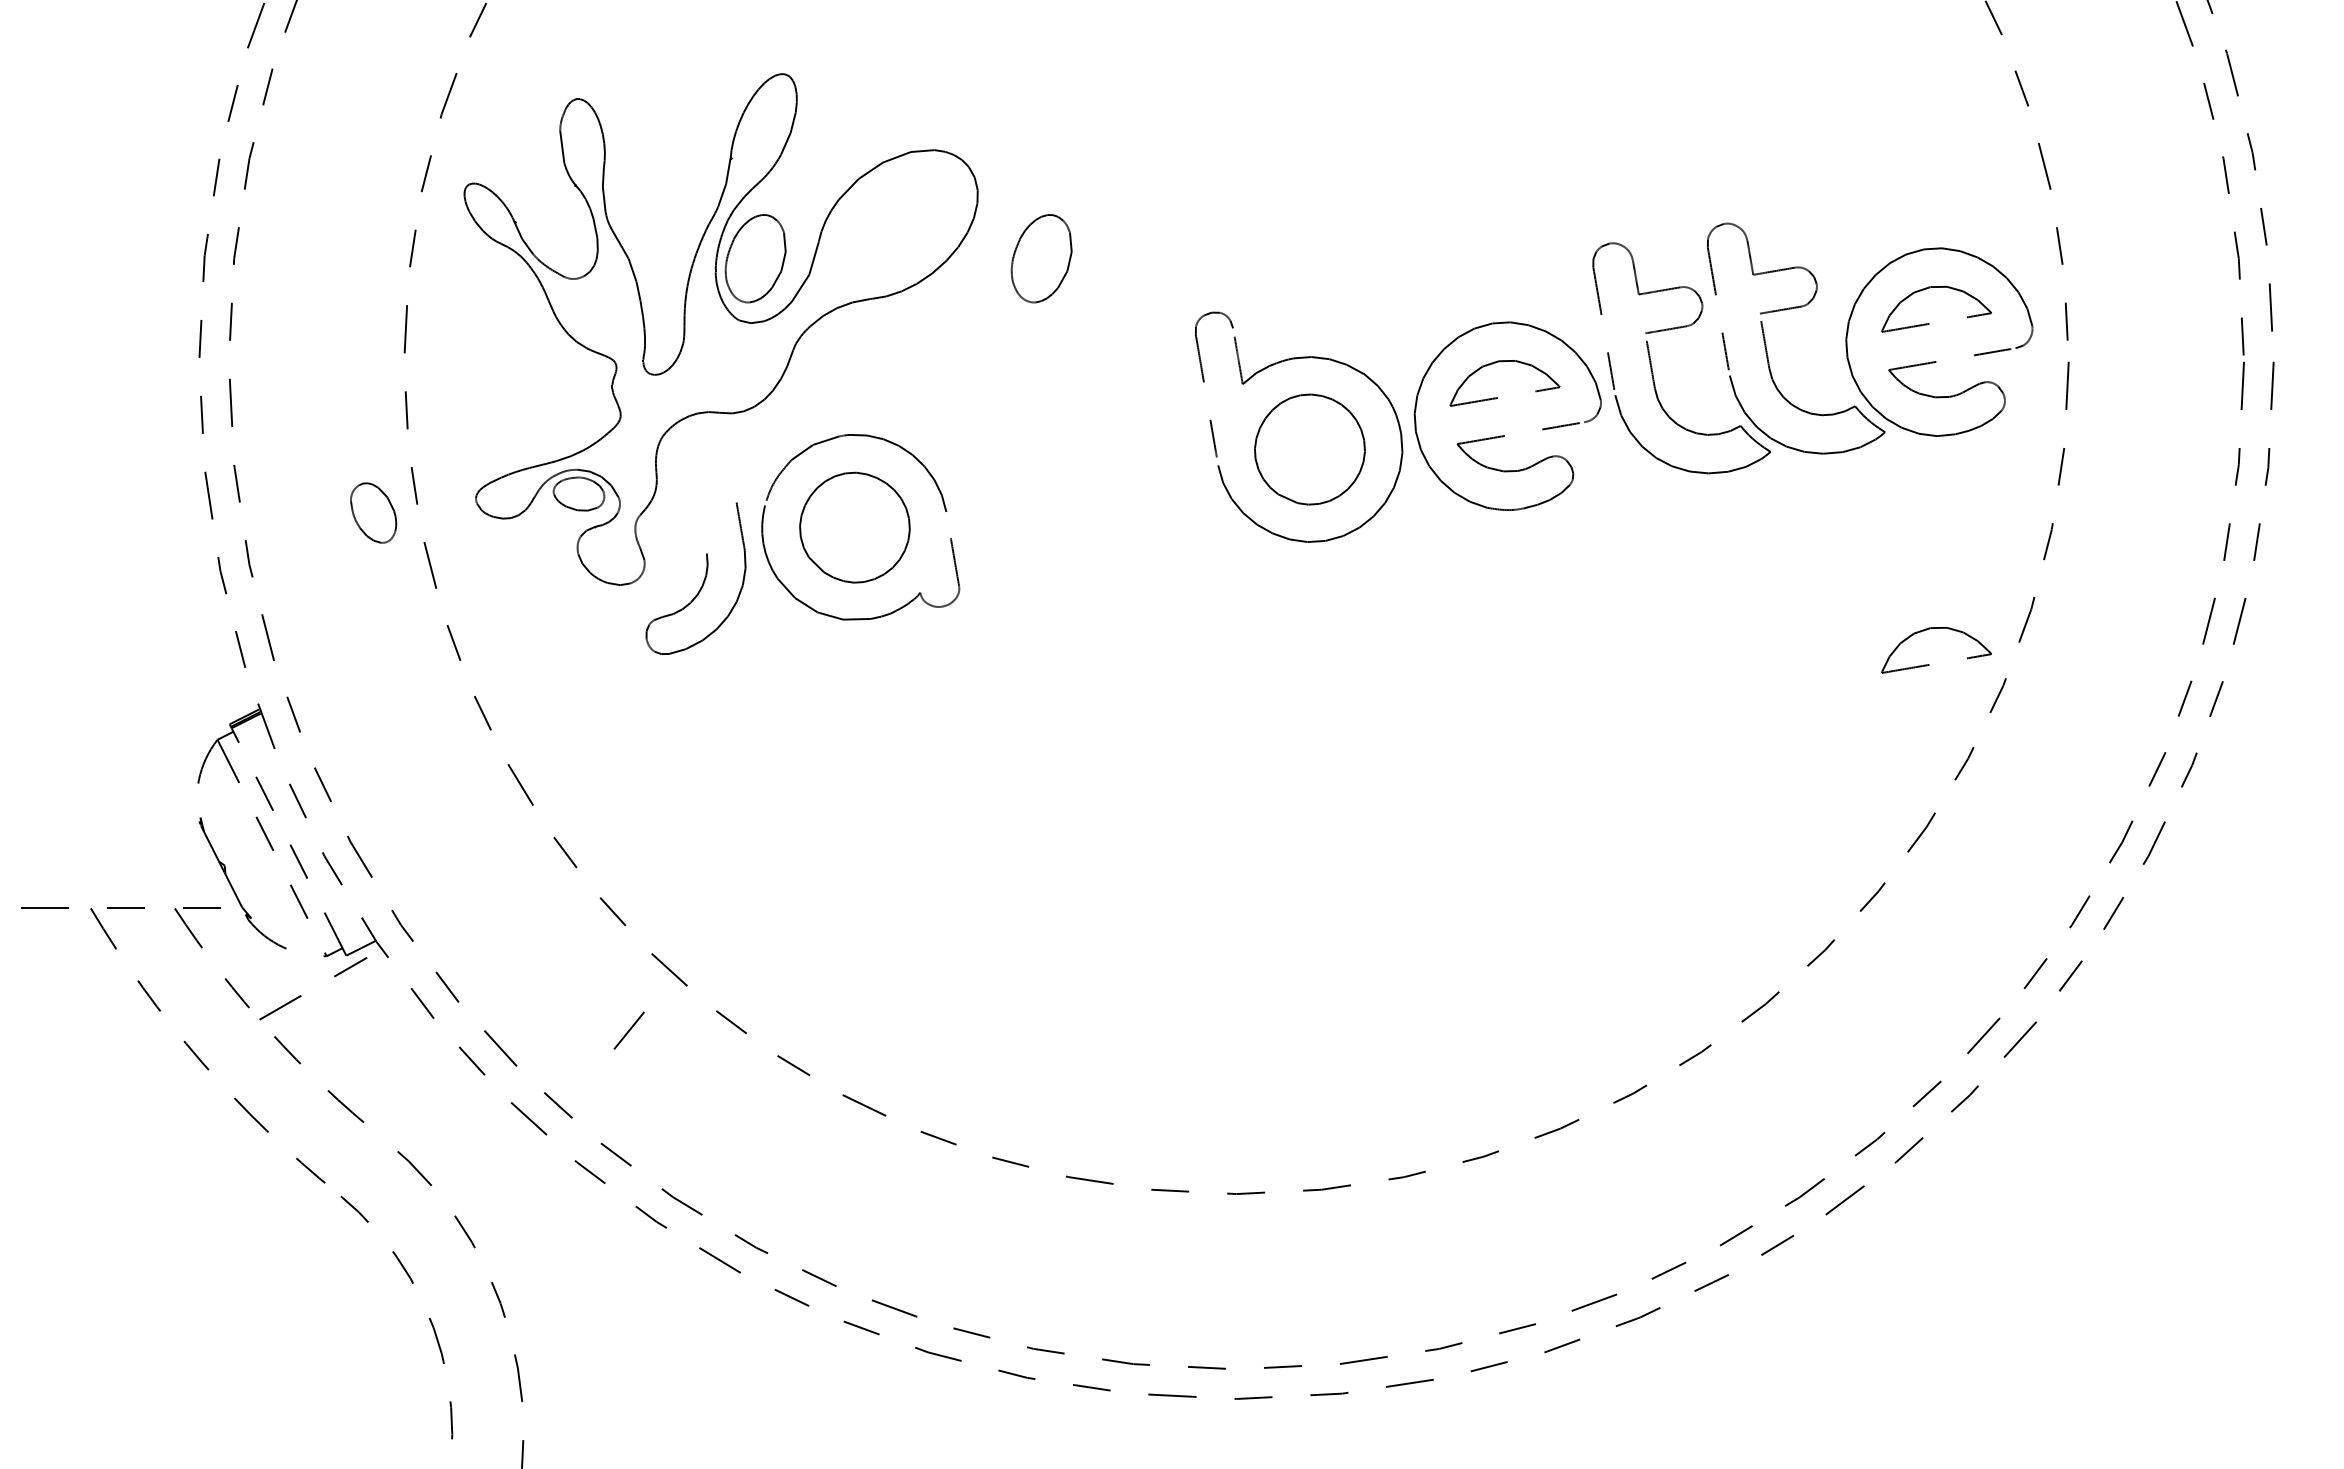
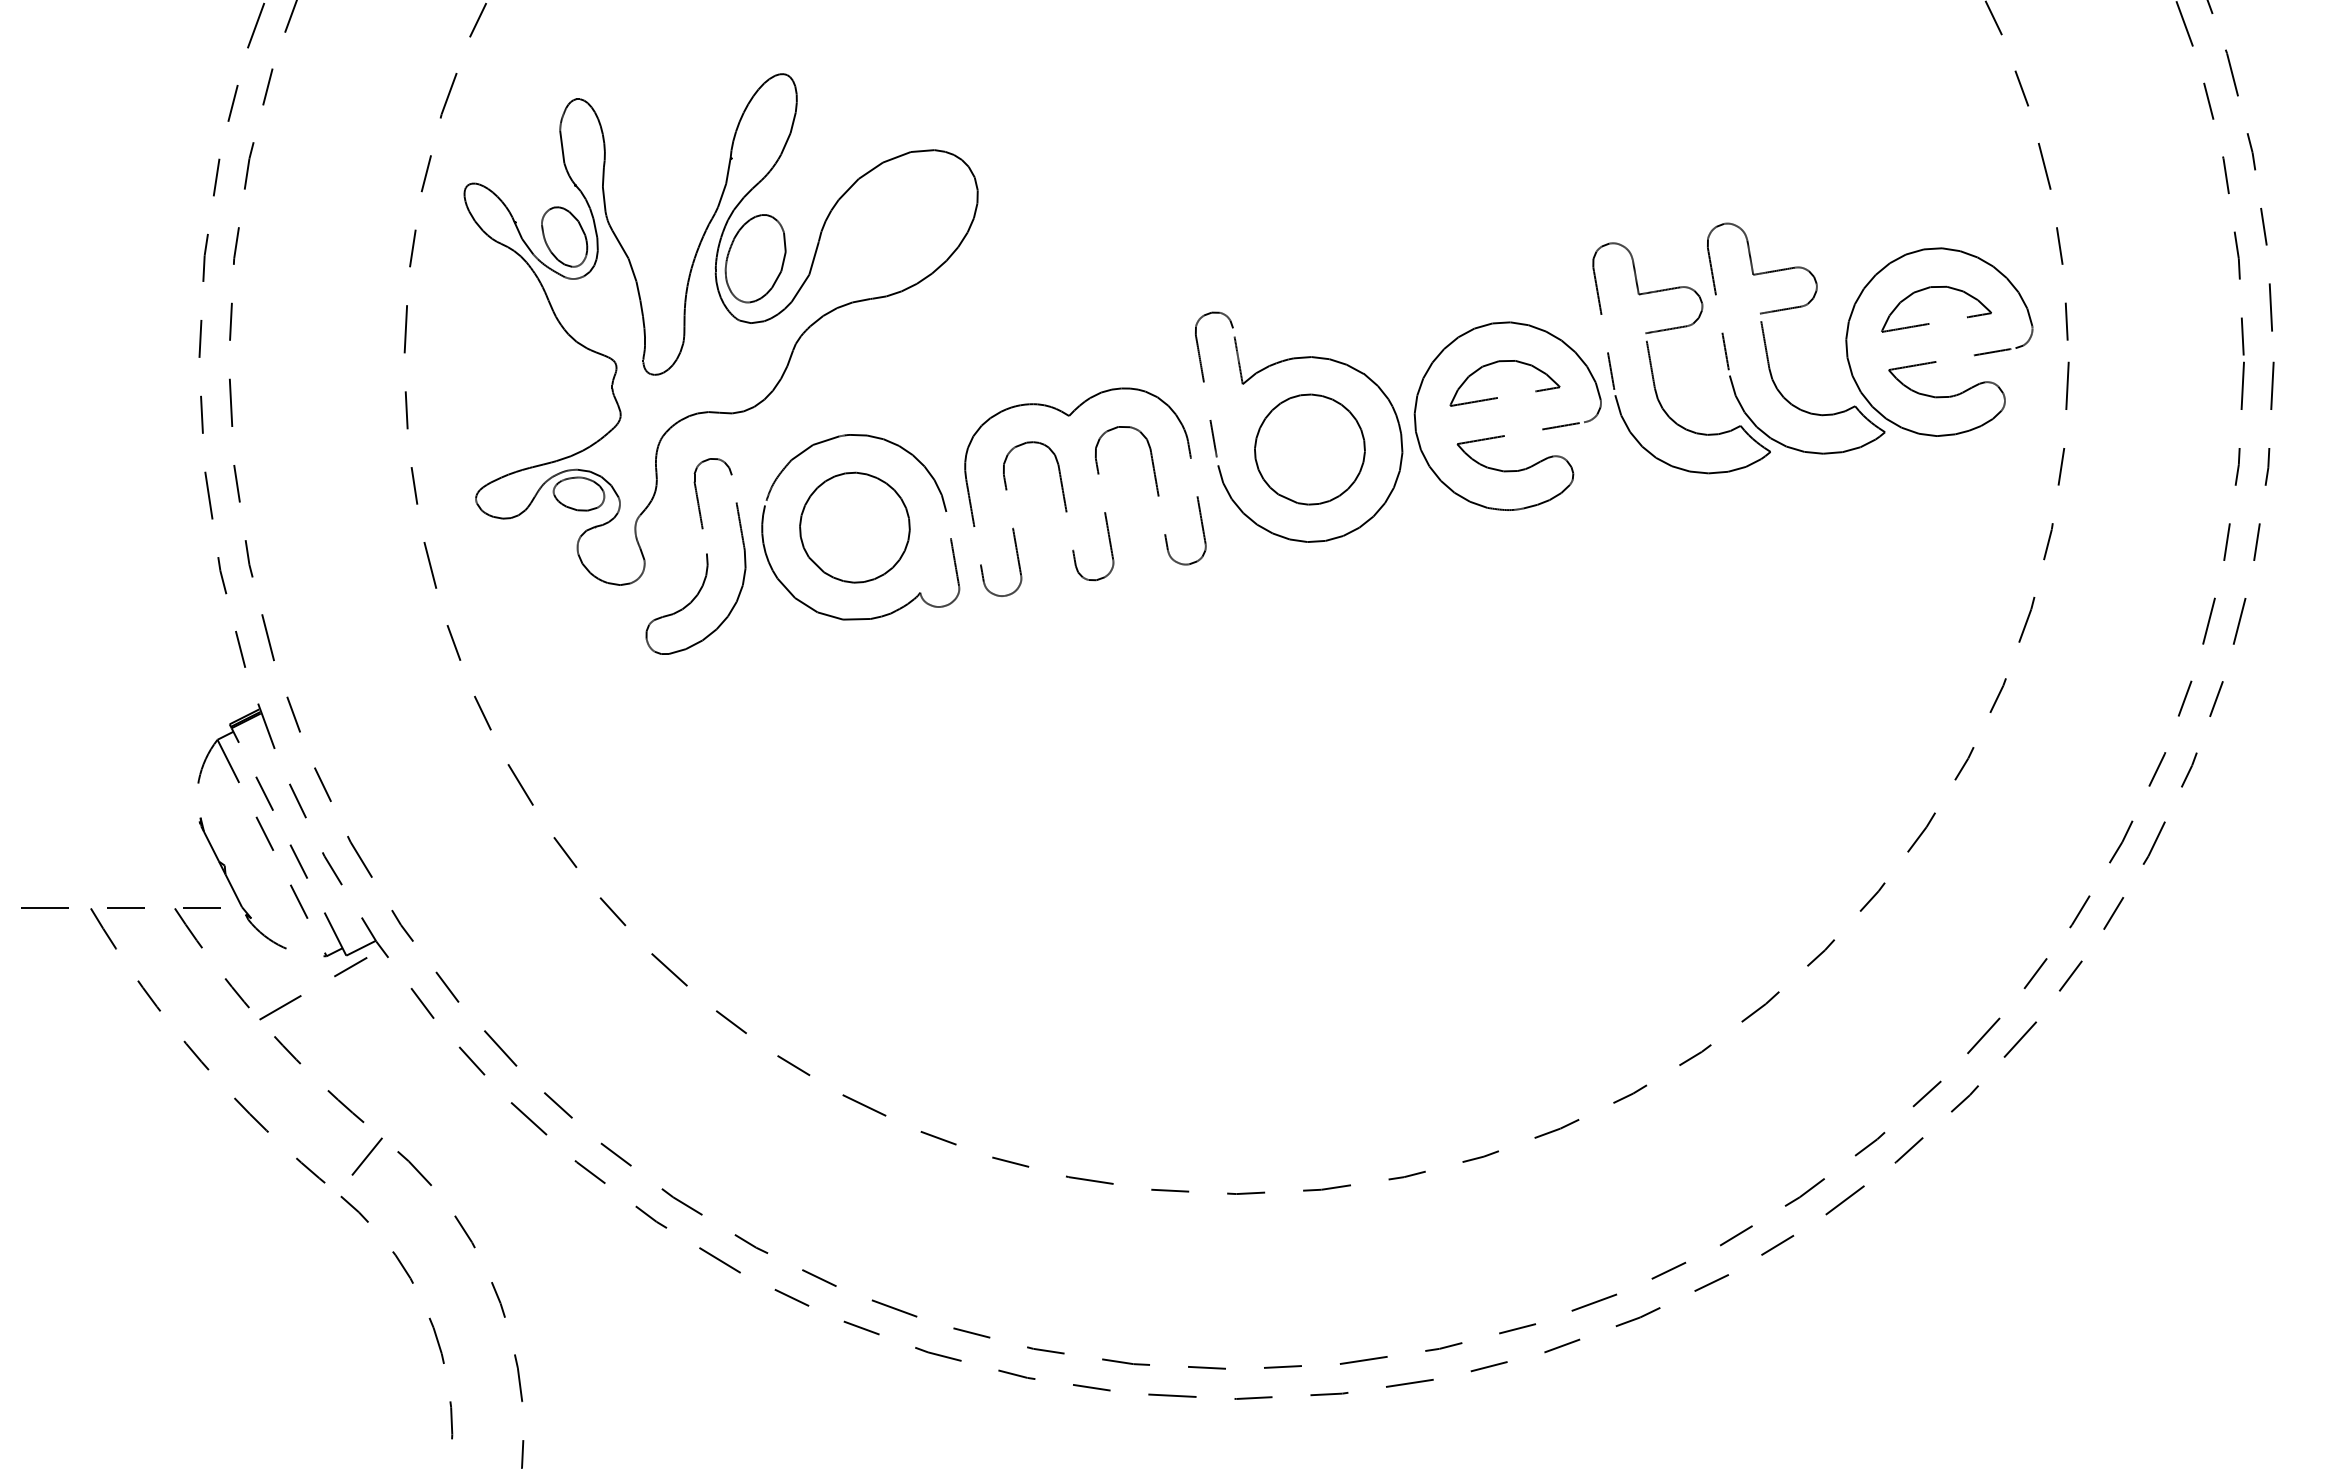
part: present -> none (1041, 258)
part: none -> present (1097, 474)
part: none -> present (698, 497)
part position: (373, 512) -> (564, 236) (564, 236)
part: present -> none (1929, 664)
line position: (628, 1030) -> (366, 1156) (366, 1156)
